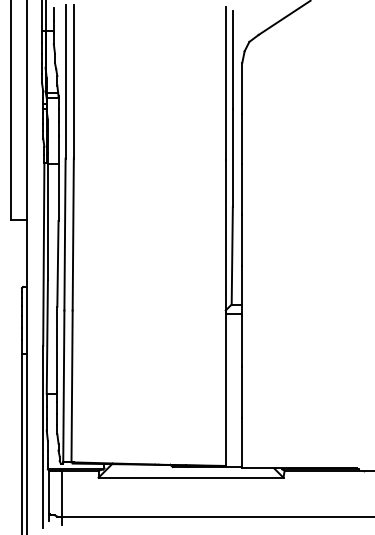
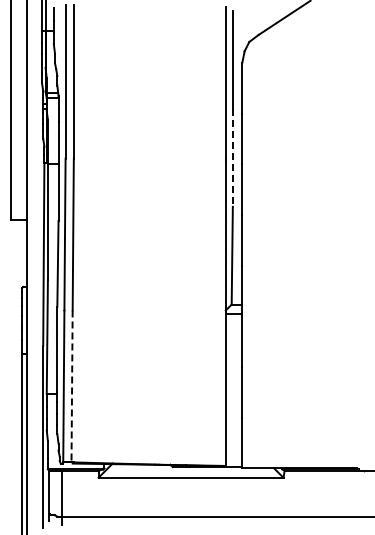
line: solid -> dashed (232, 157)
line: solid -> dashed (72, 386)
